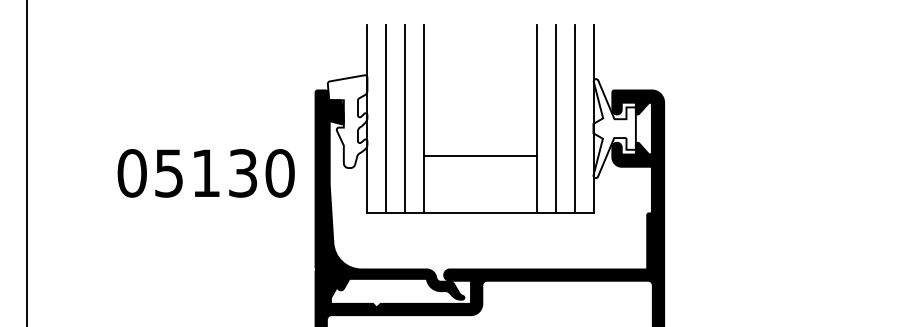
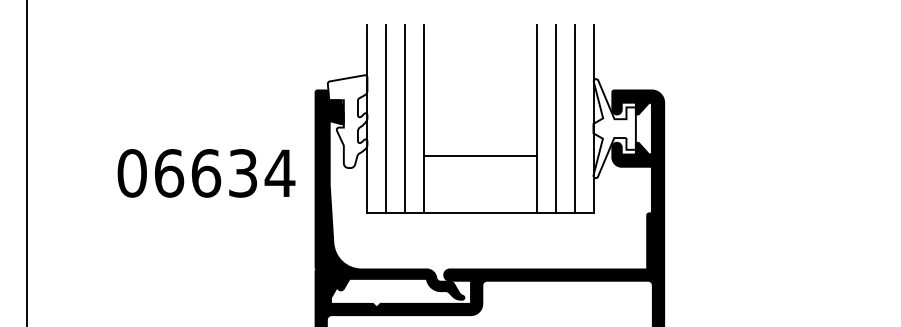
text: 05130 -> 06634 (225, 173)
